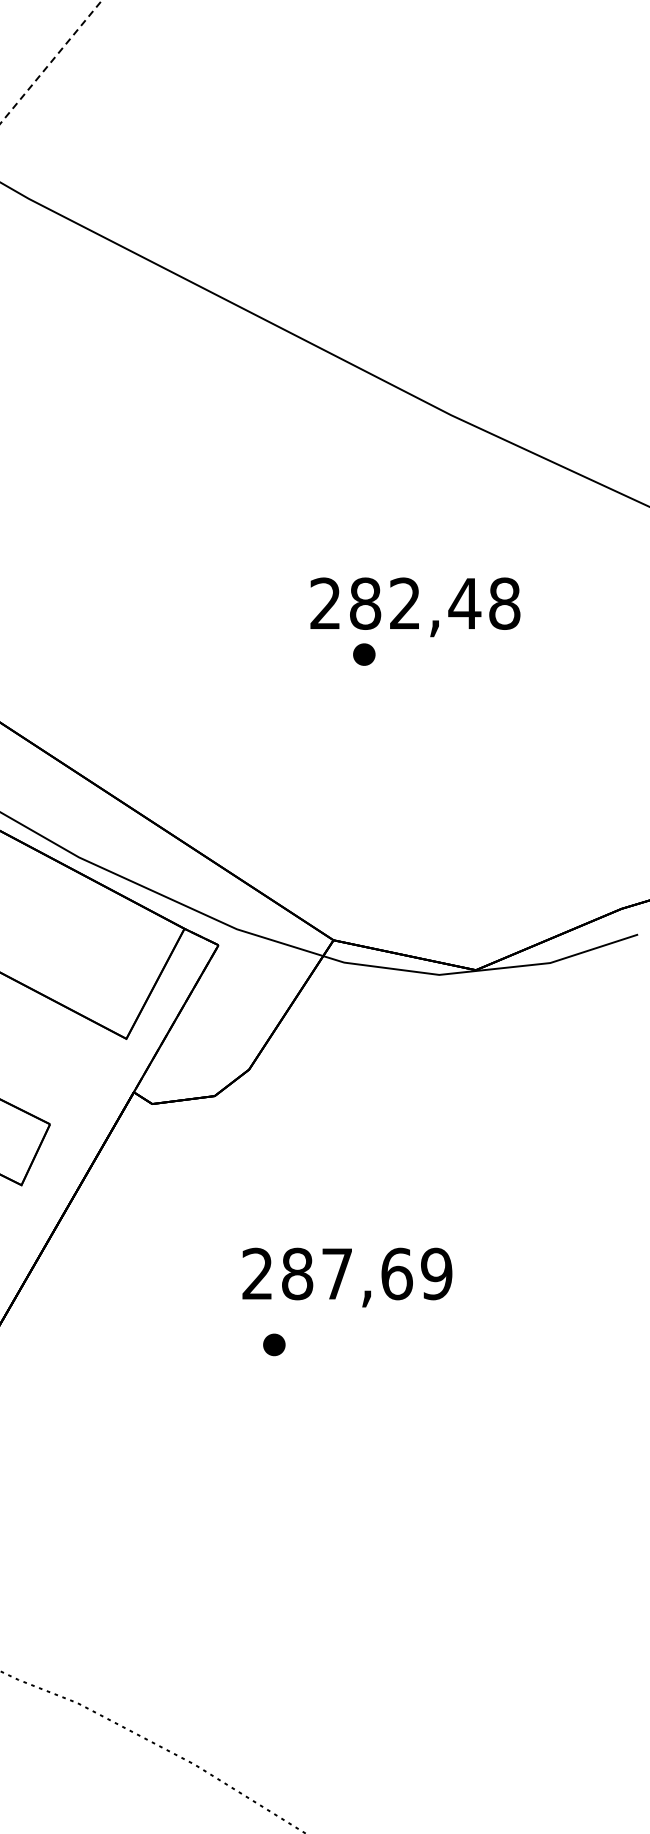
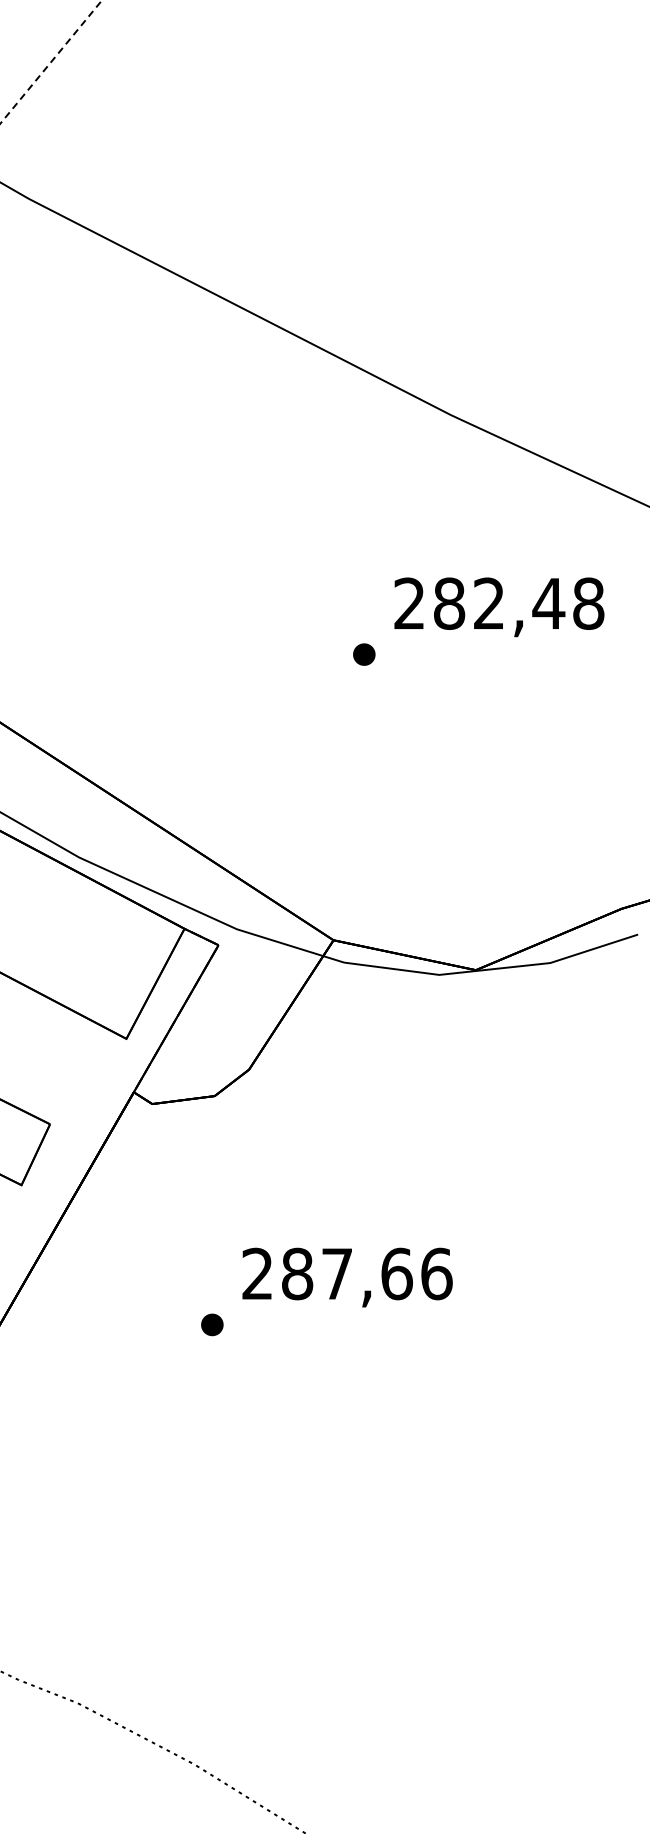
text position: (415, 607) -> (499, 607) (499, 607)
text: 287,69 -> 287,66 (436, 1273)
part position: (274, 1344) -> (212, 1324) (212, 1324)
